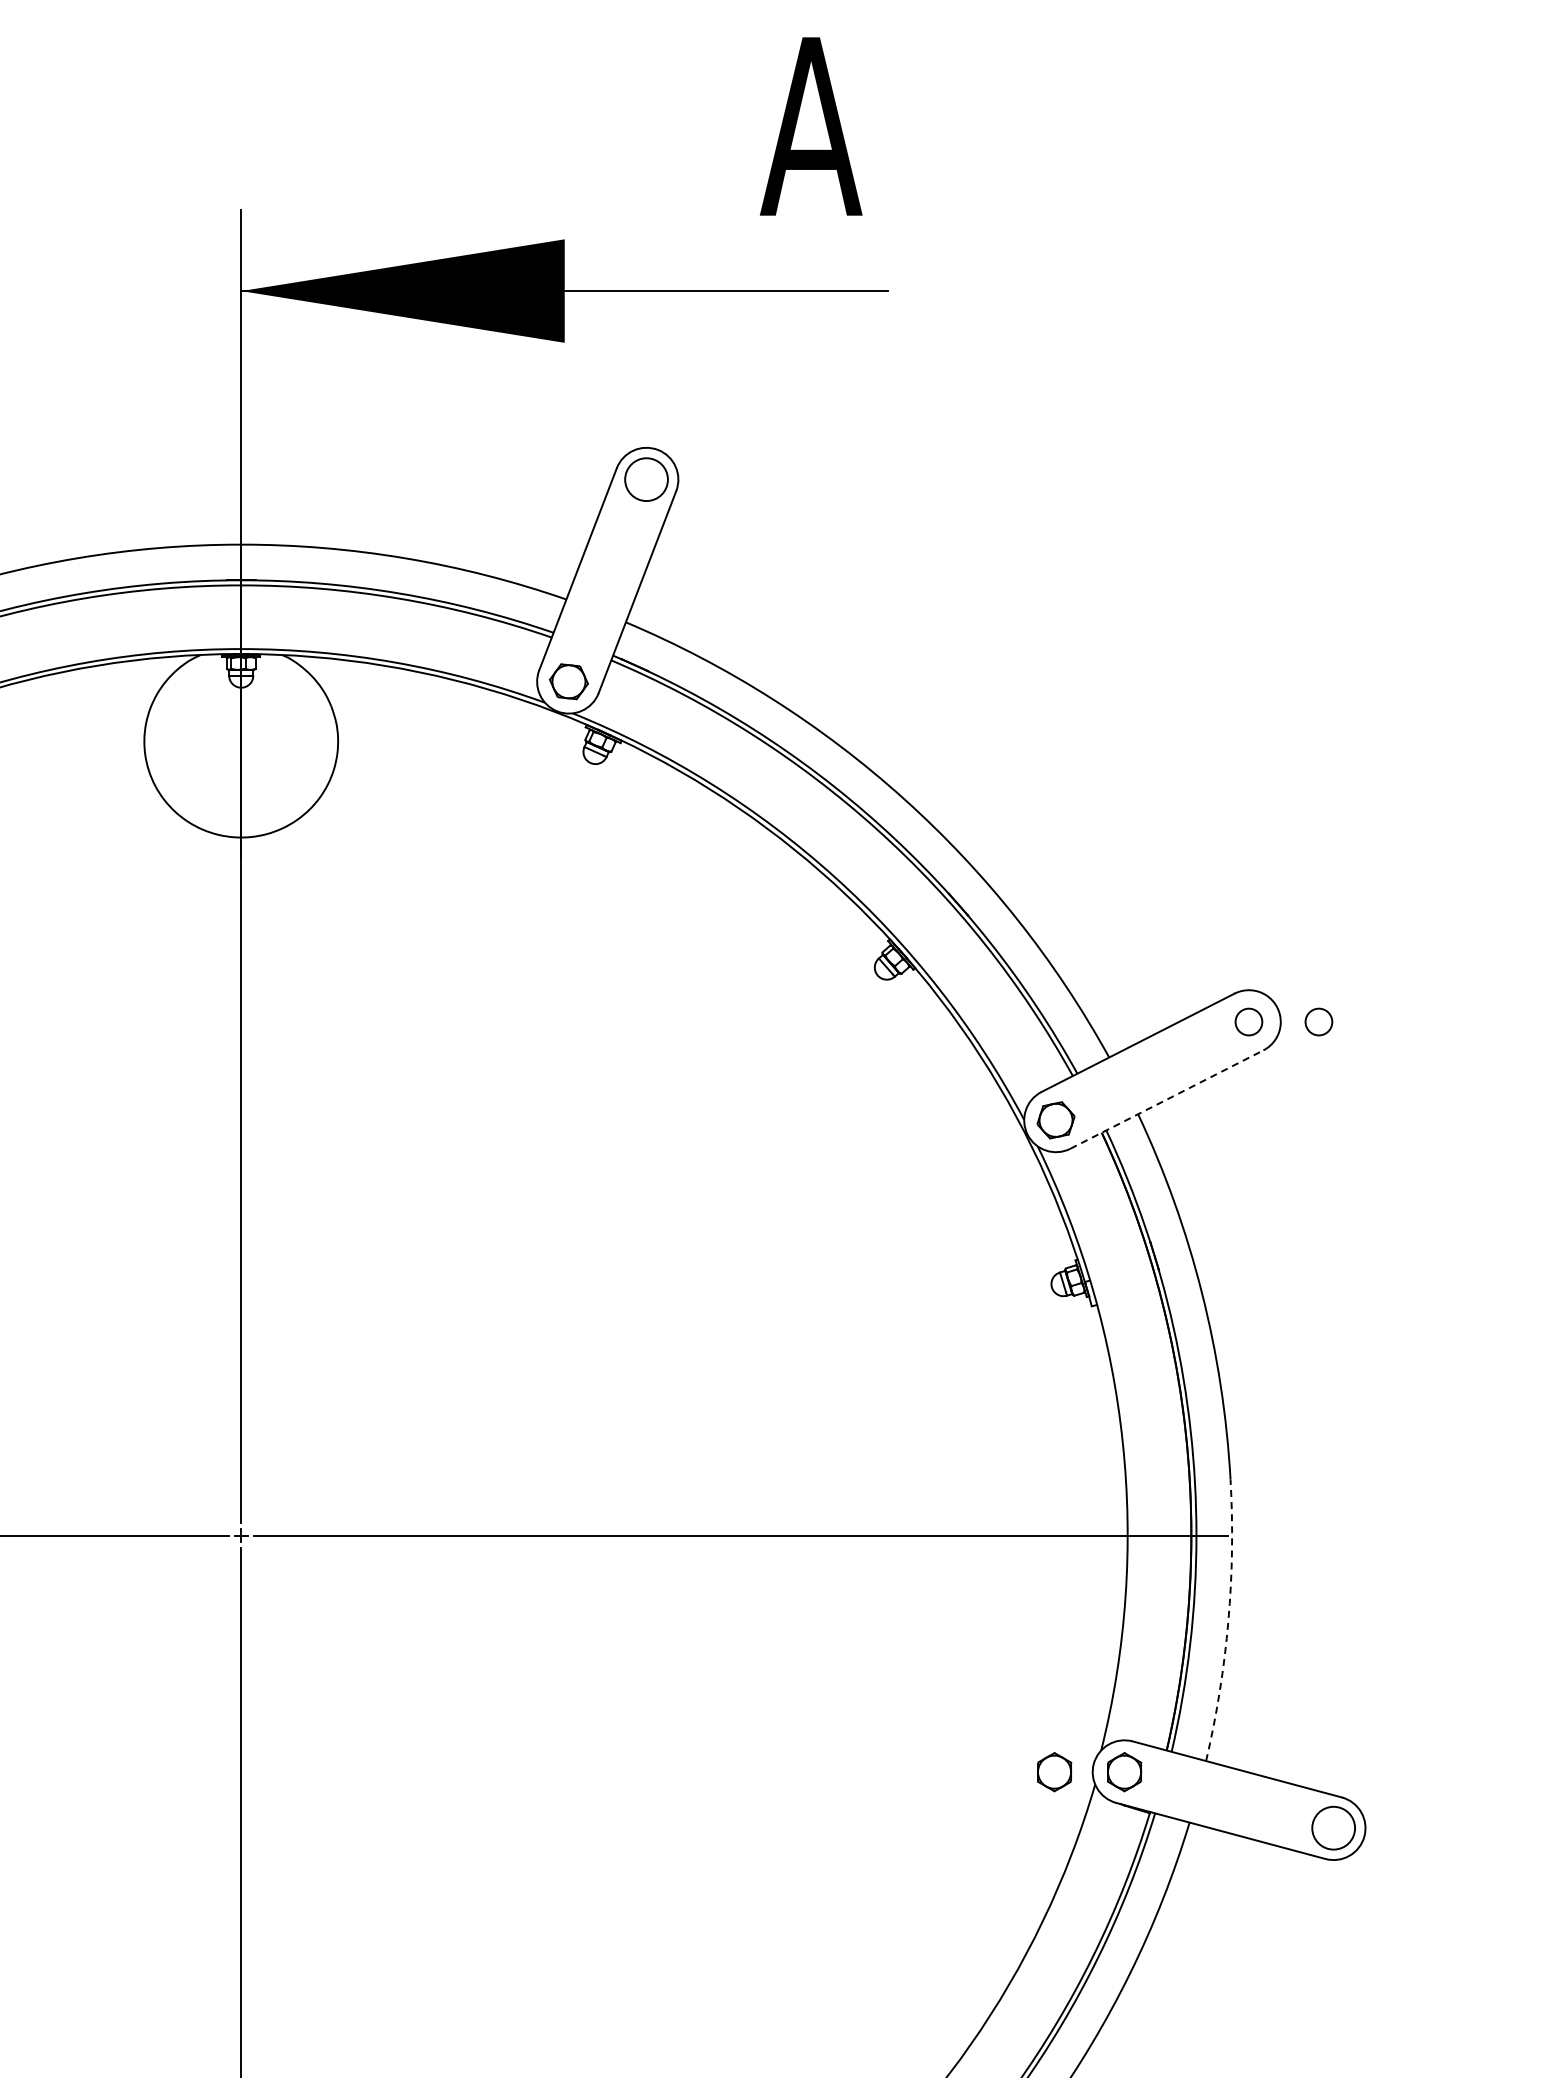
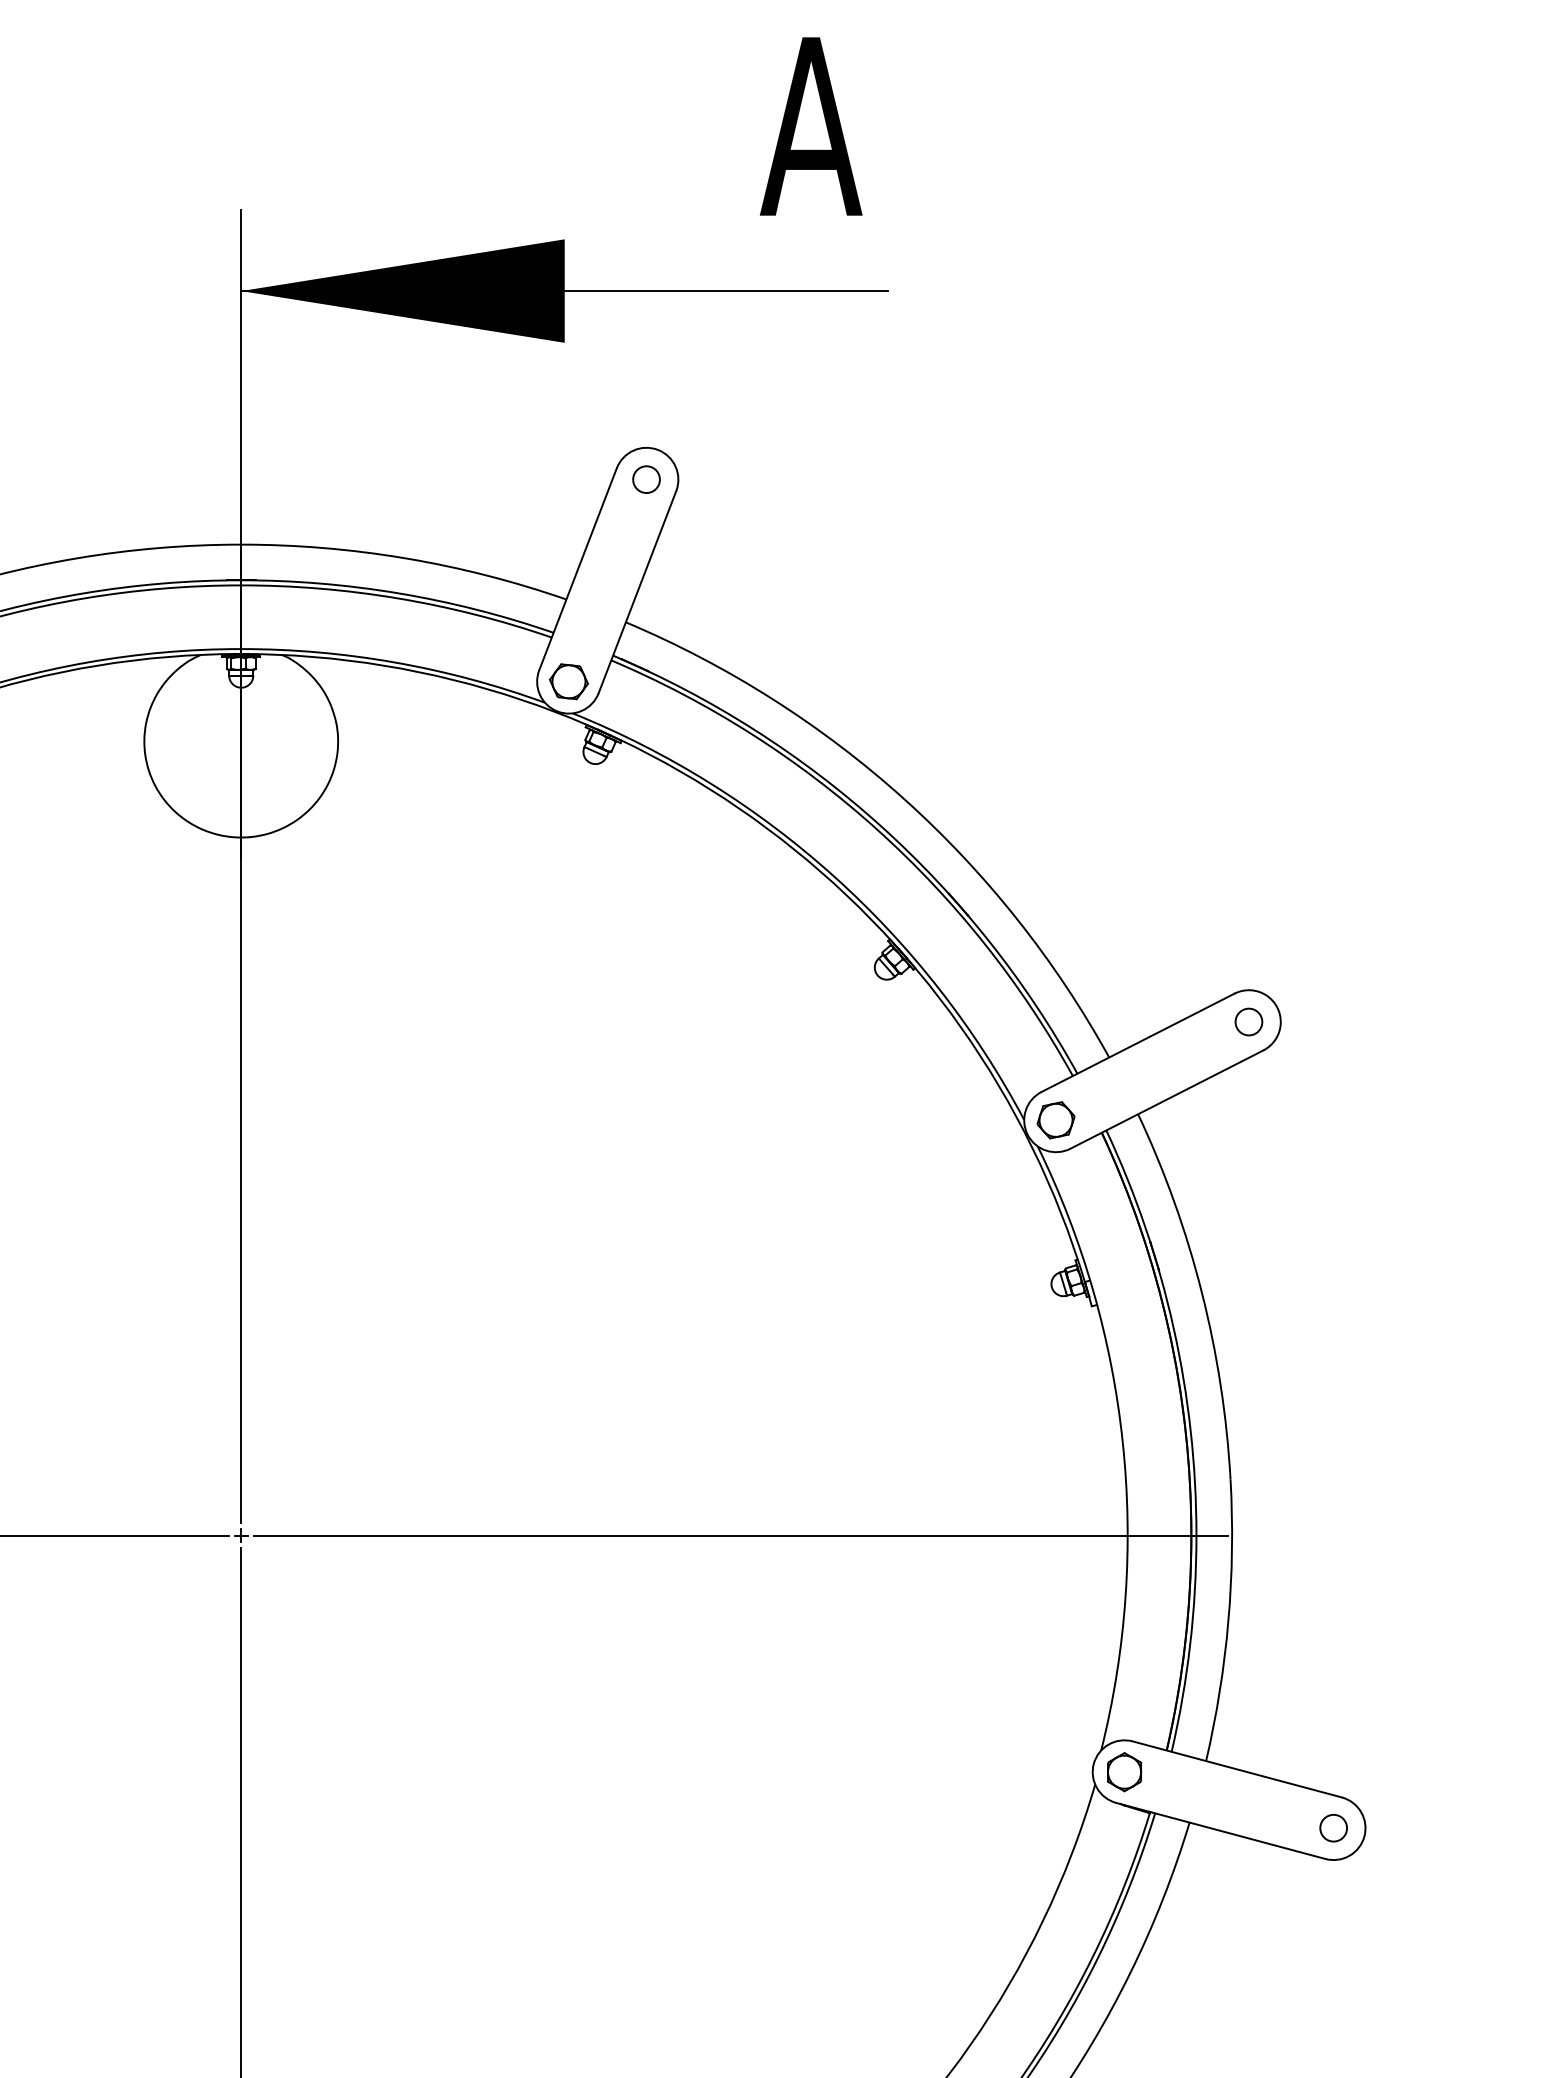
circle diameter: 43 px -> 27 px (646, 479)
circle: present -> none (1318, 1021)
line: dashed -> solid (1167, 1099)
arc: dashed -> solid (1228, 1621)
part: present -> none (1054, 1772)
circle diameter: 43 px -> 27 px (1333, 1827)
